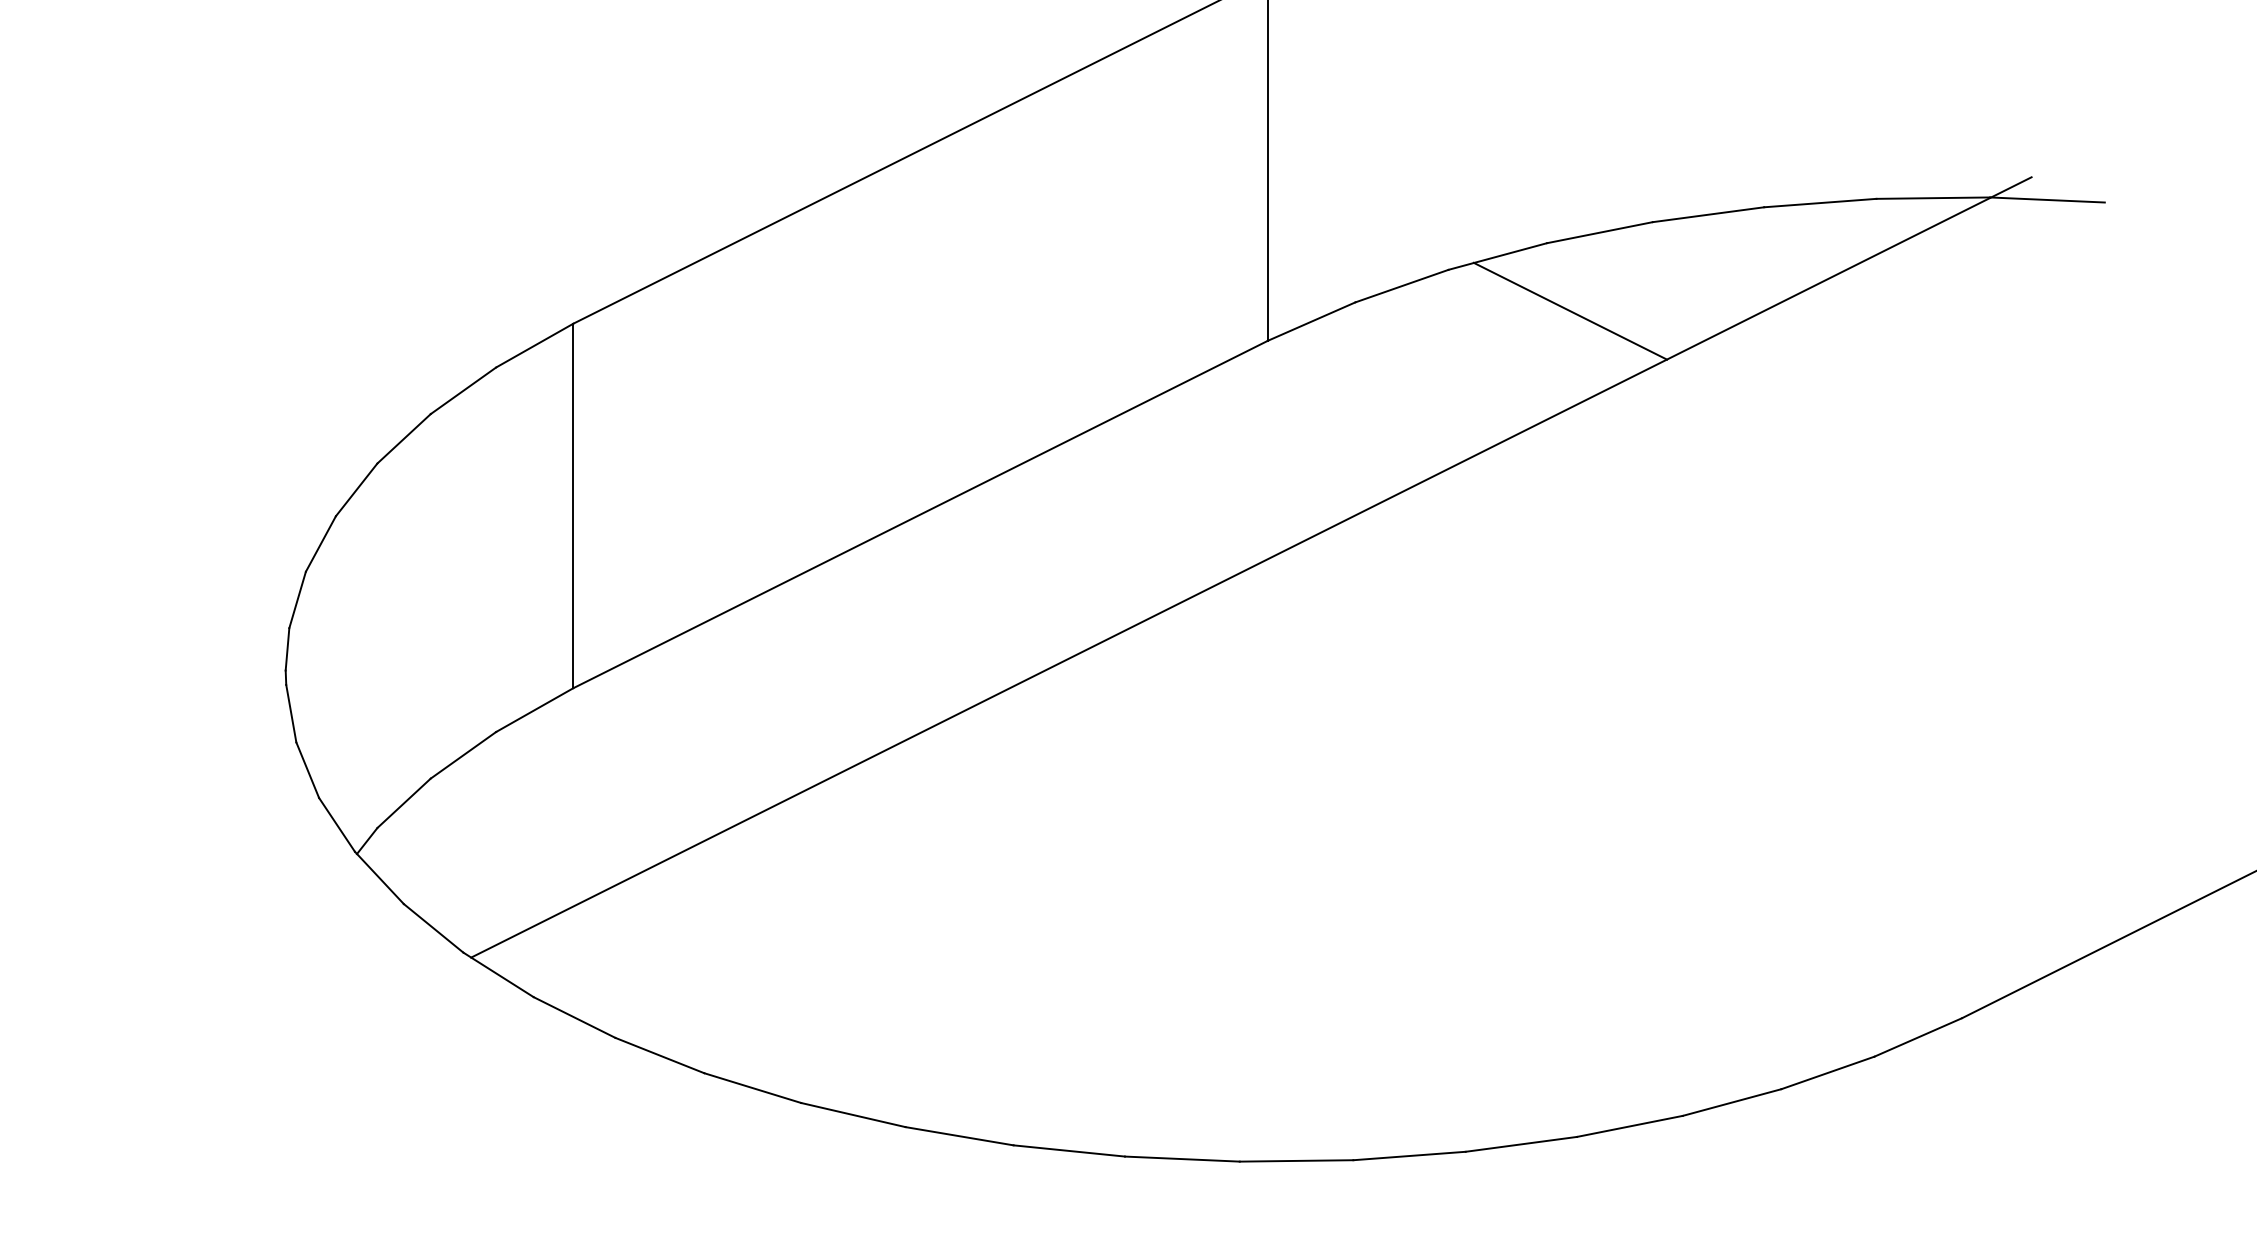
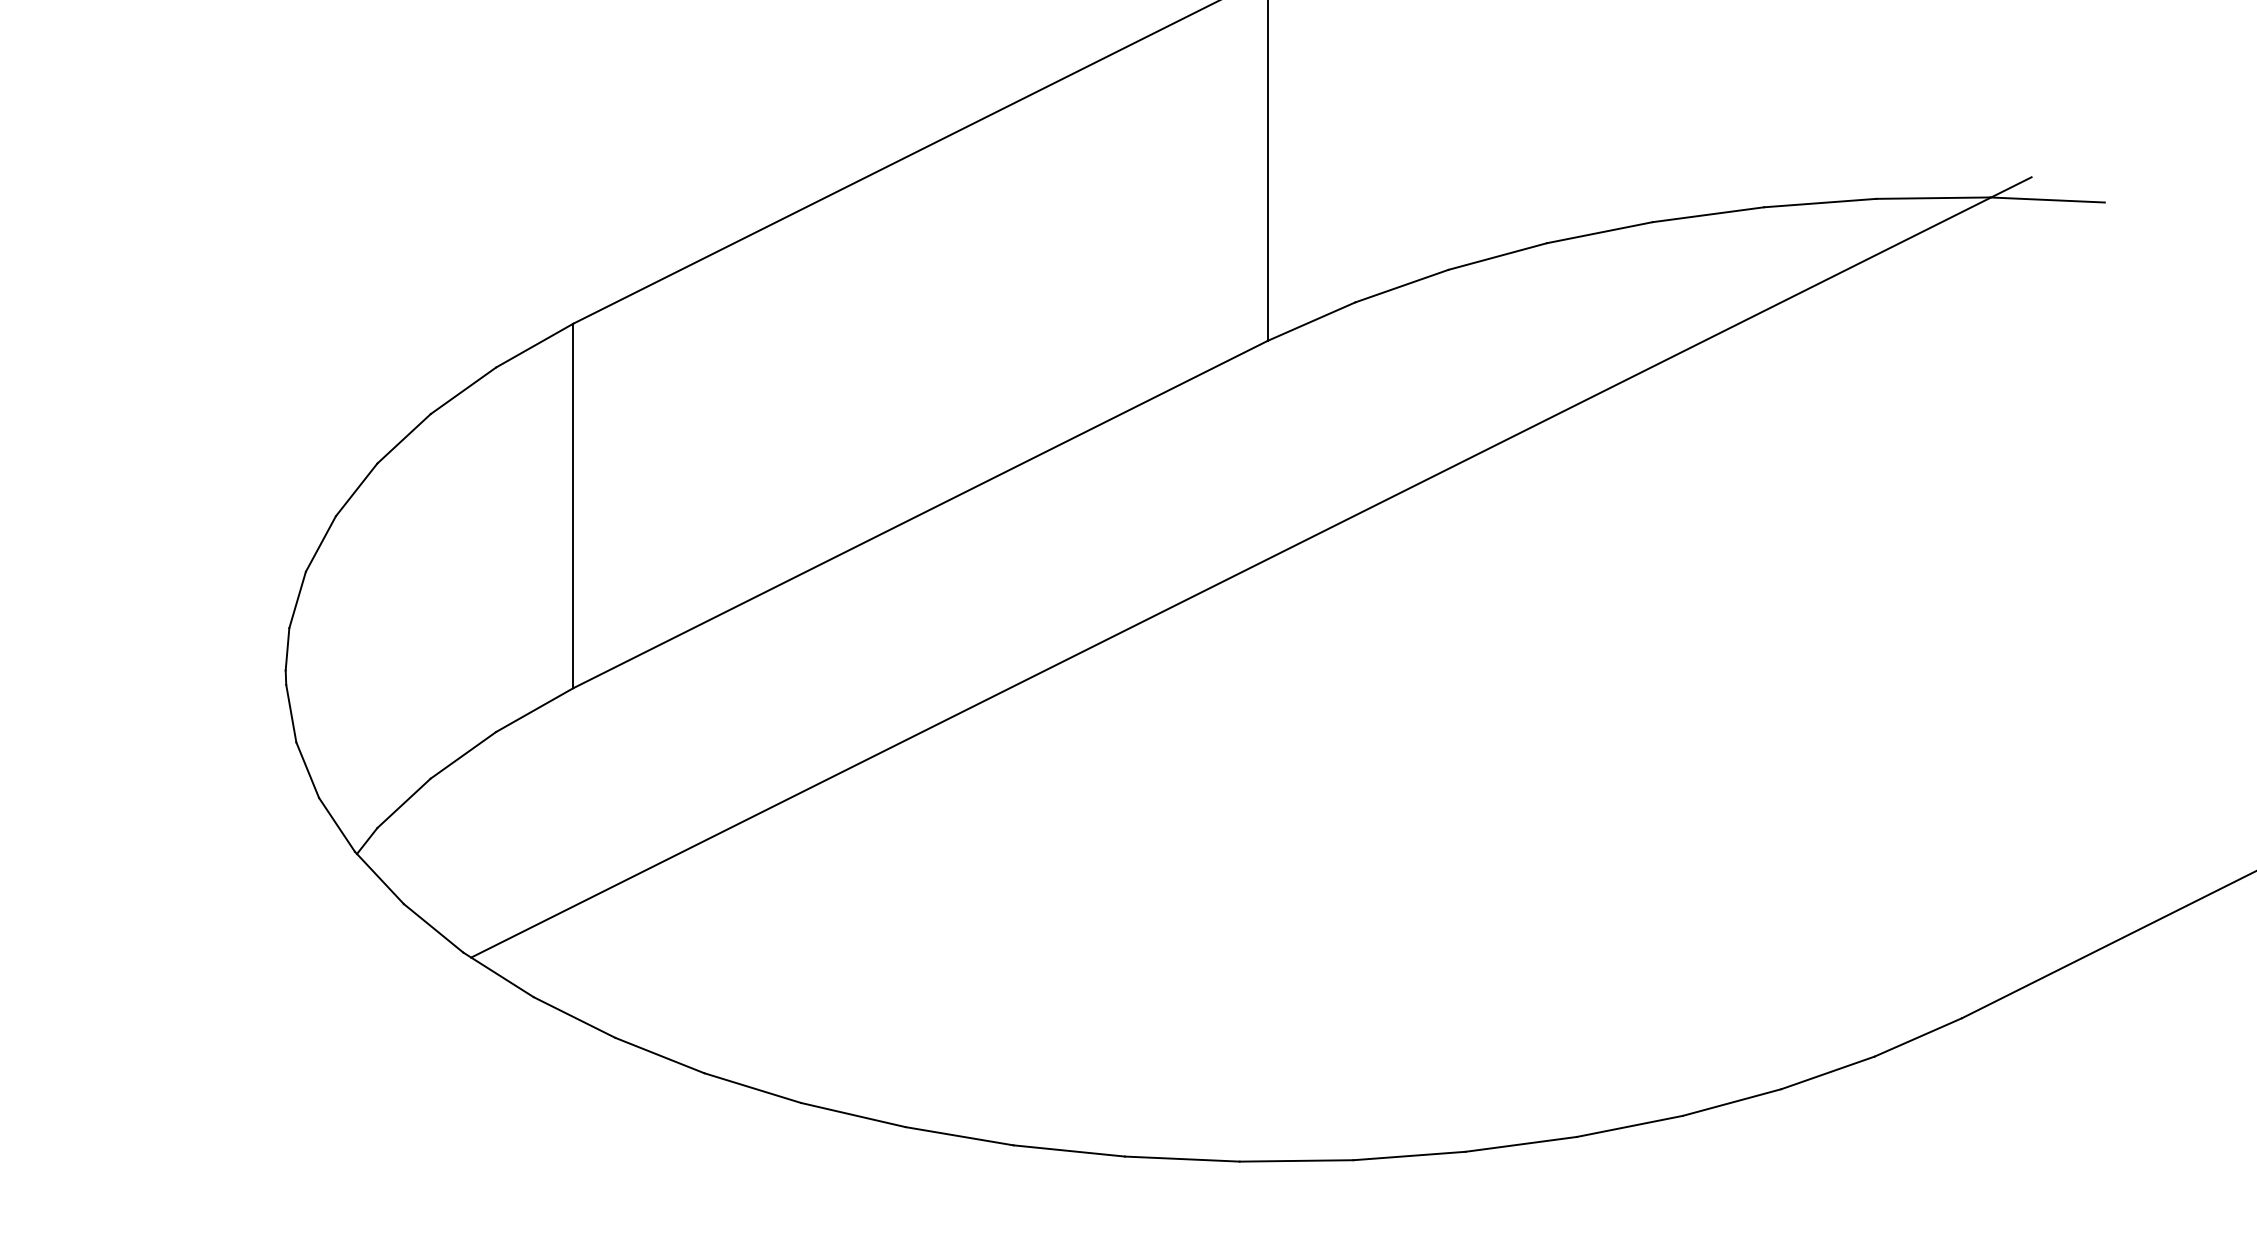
line: present -> none (1570, 310)
